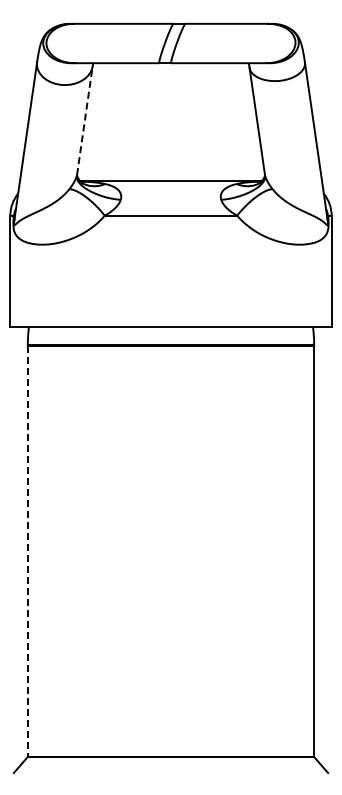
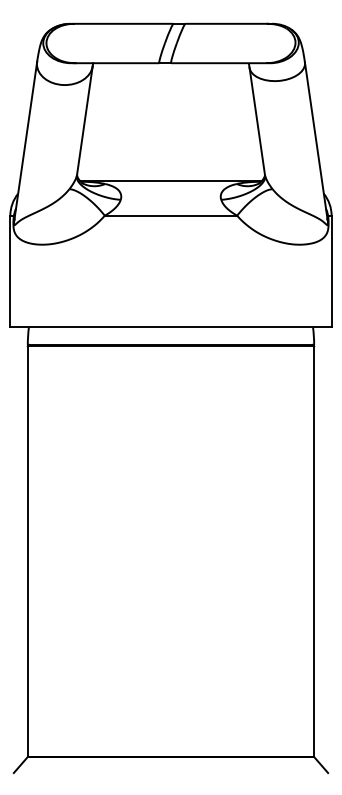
line: dashed -> solid (84, 120)
line: dashed -> solid (27, 552)
